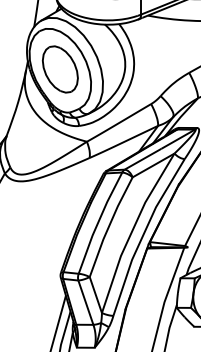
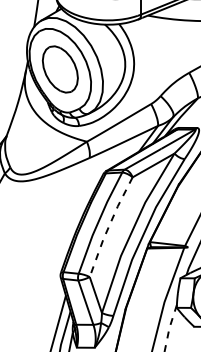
line: solid -> dashed (109, 226)
line: solid -> dashed (169, 327)
